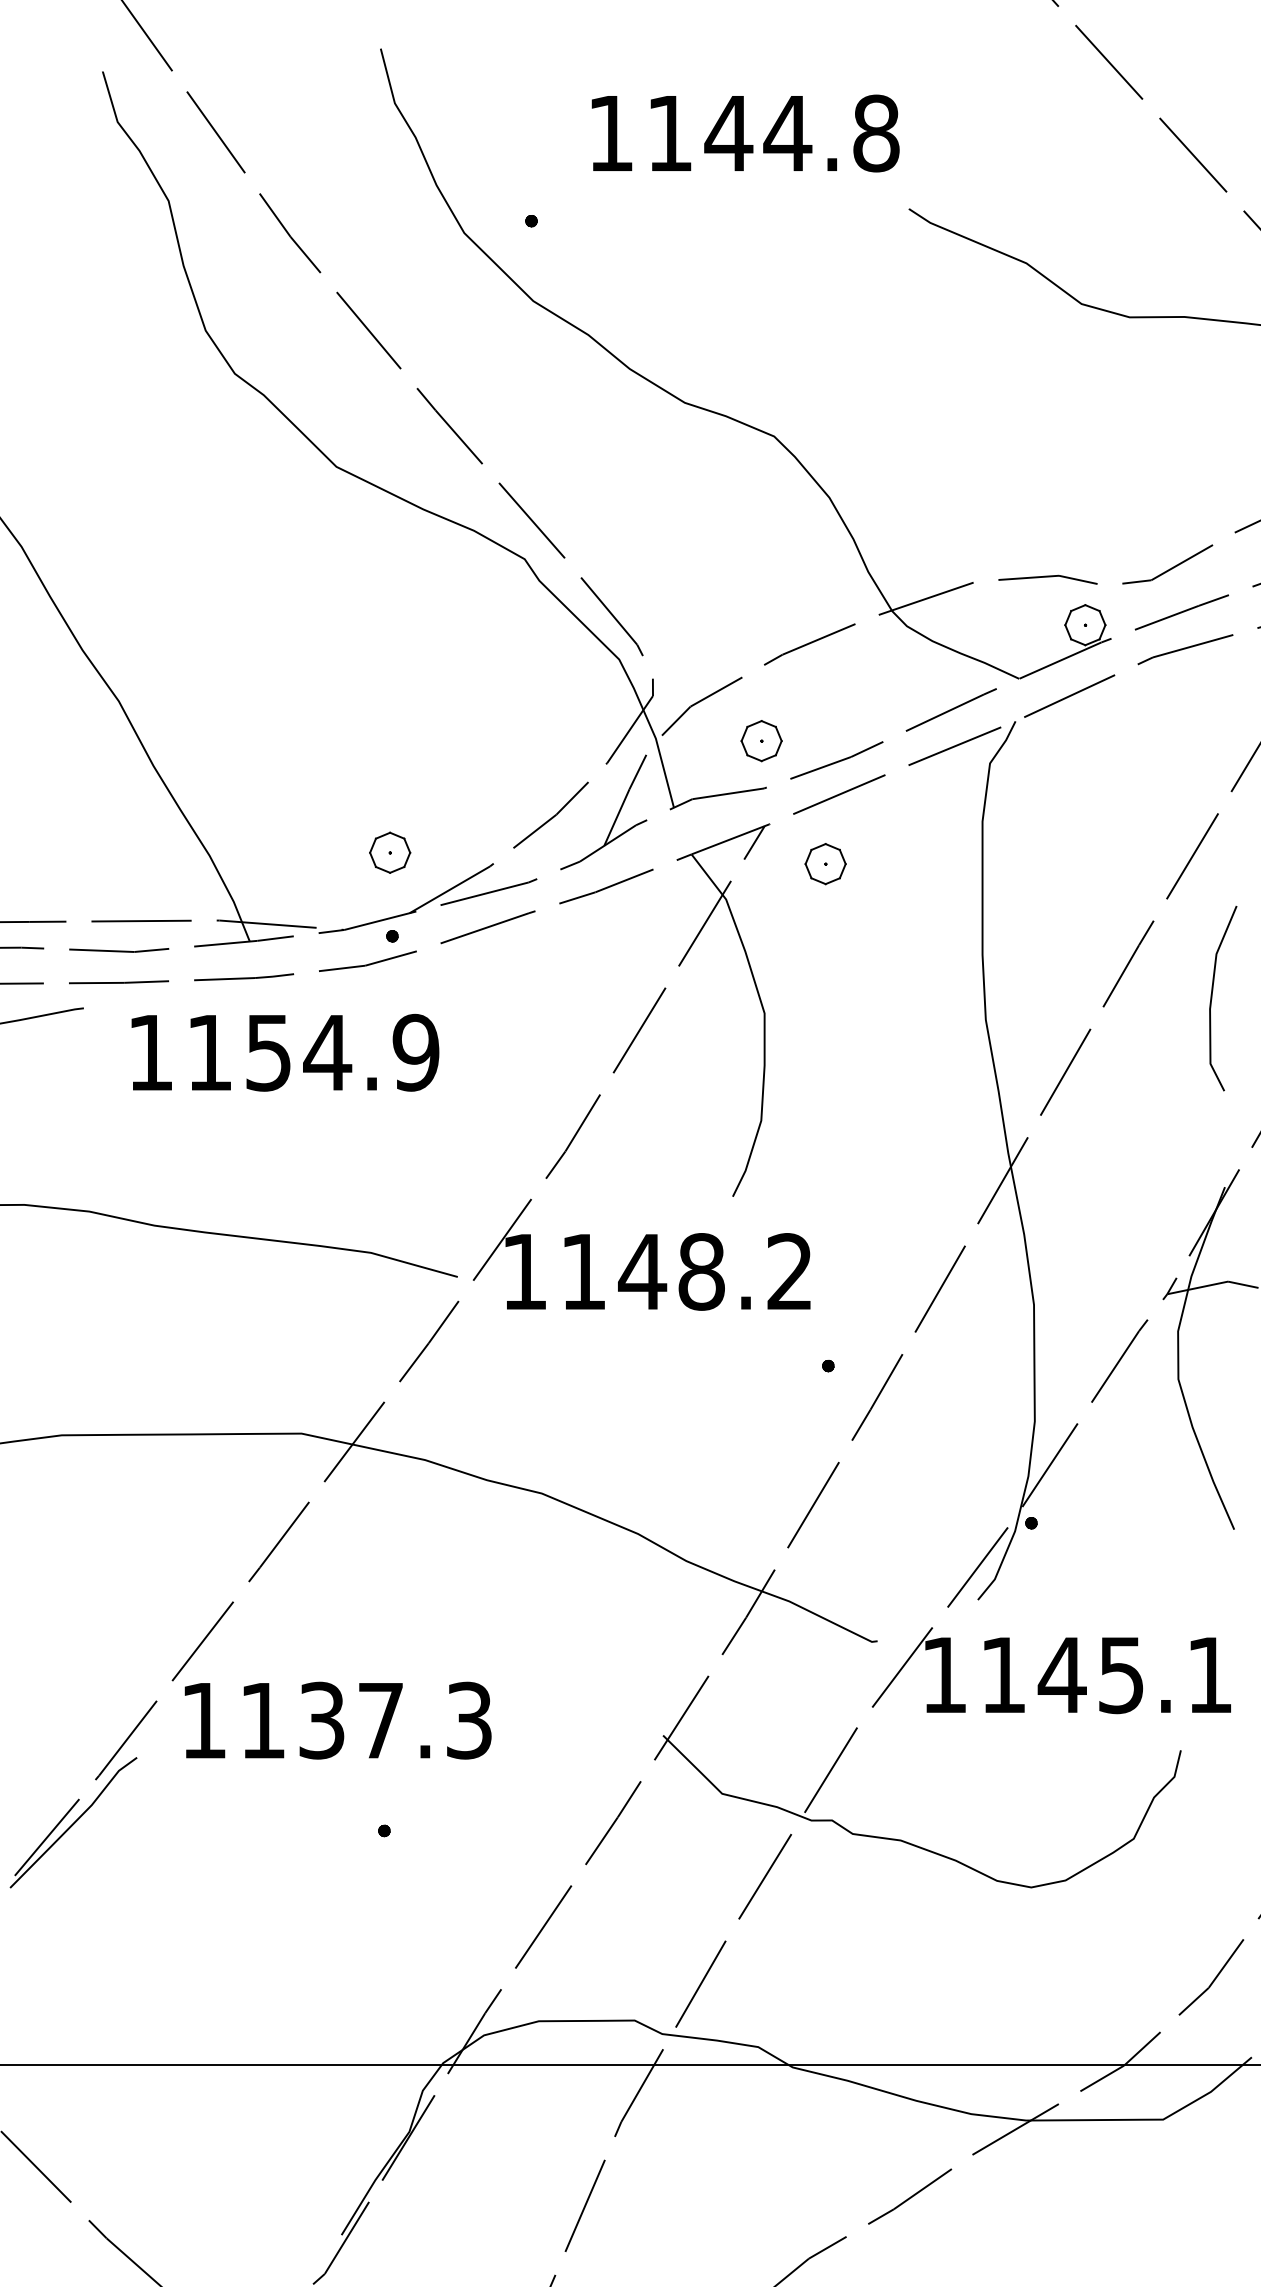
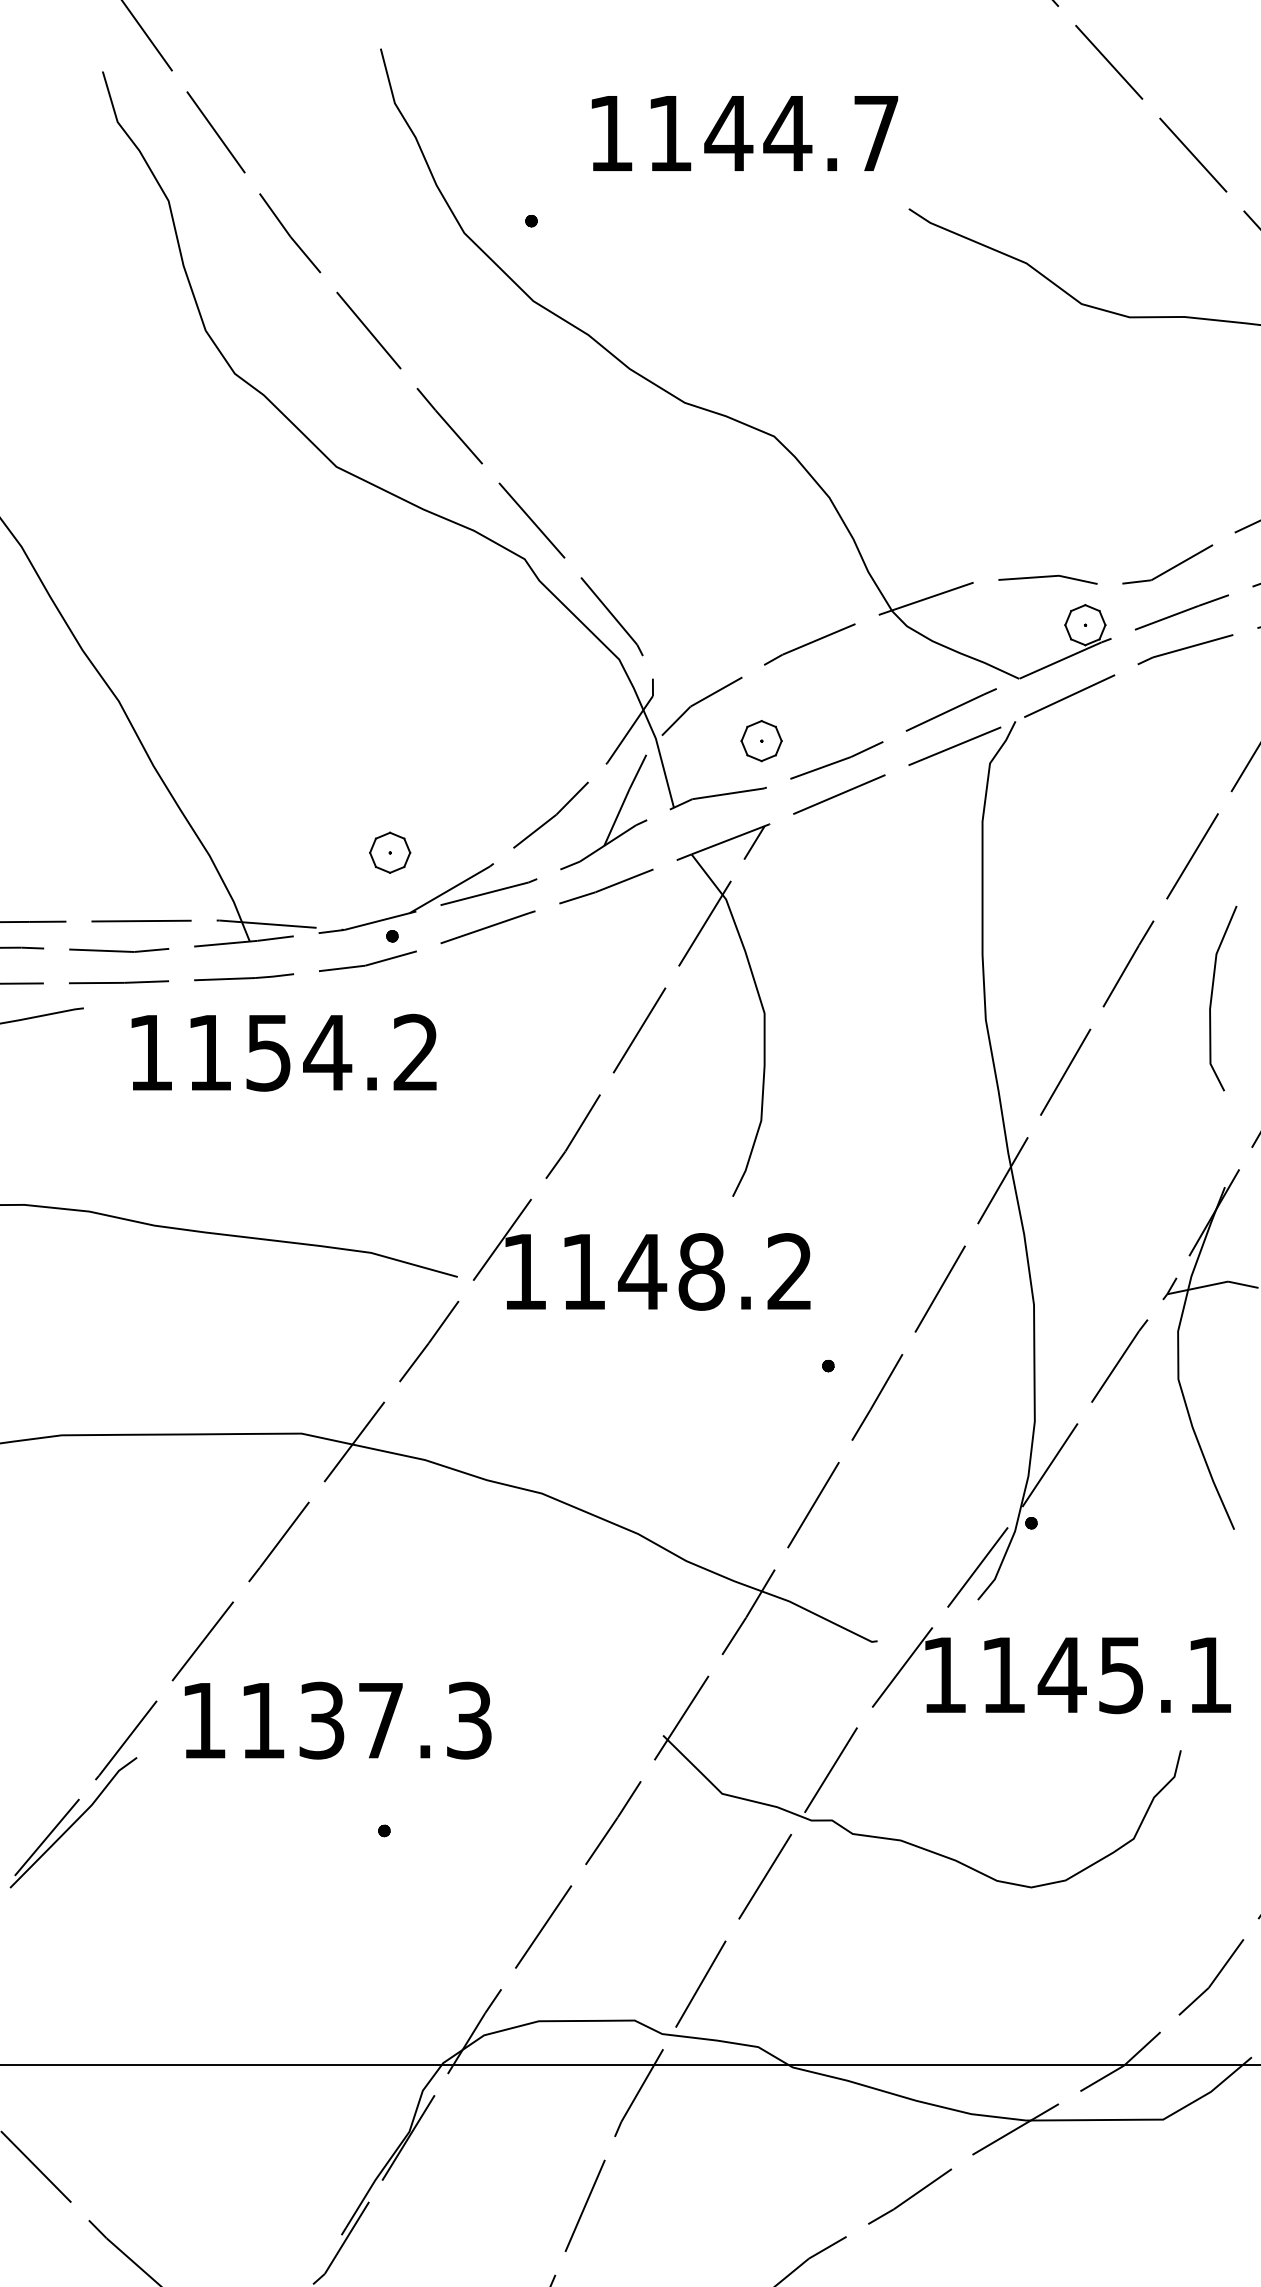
text: 1144.8 -> 1144.7 (876, 133)
part: present -> none (825, 864)
text: 1154.9 -> 1154.2 (415, 1052)
